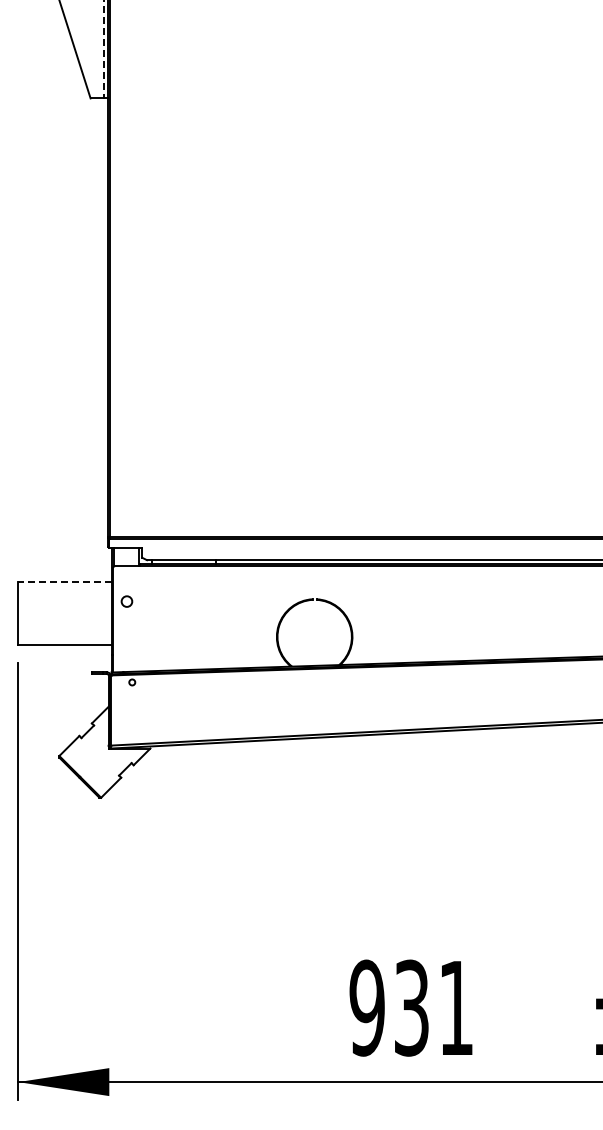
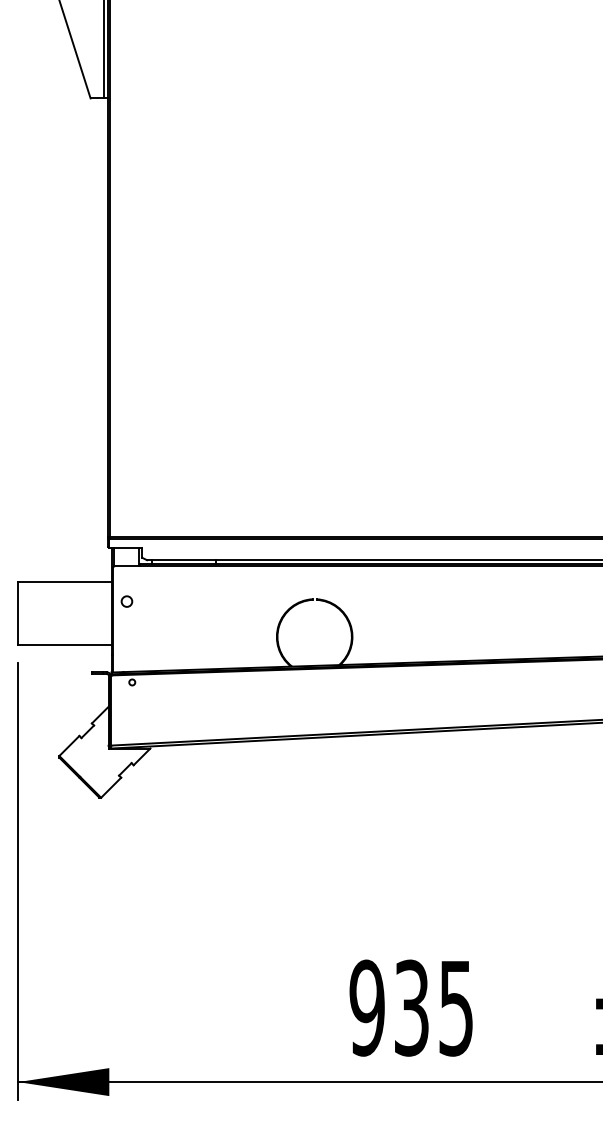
line: dashed -> solid (103, 49)
line: dashed -> solid (64, 581)
text: 931 -> 935 (455, 1008)
